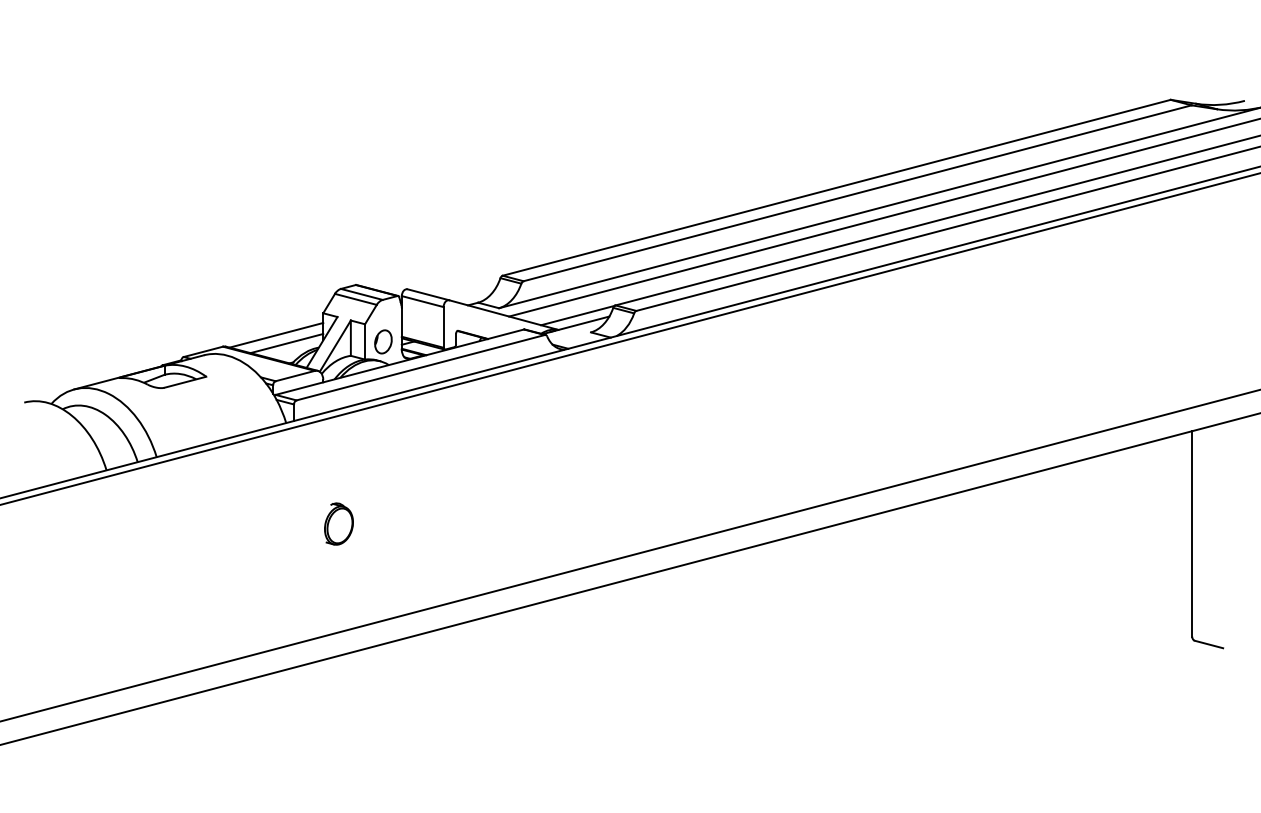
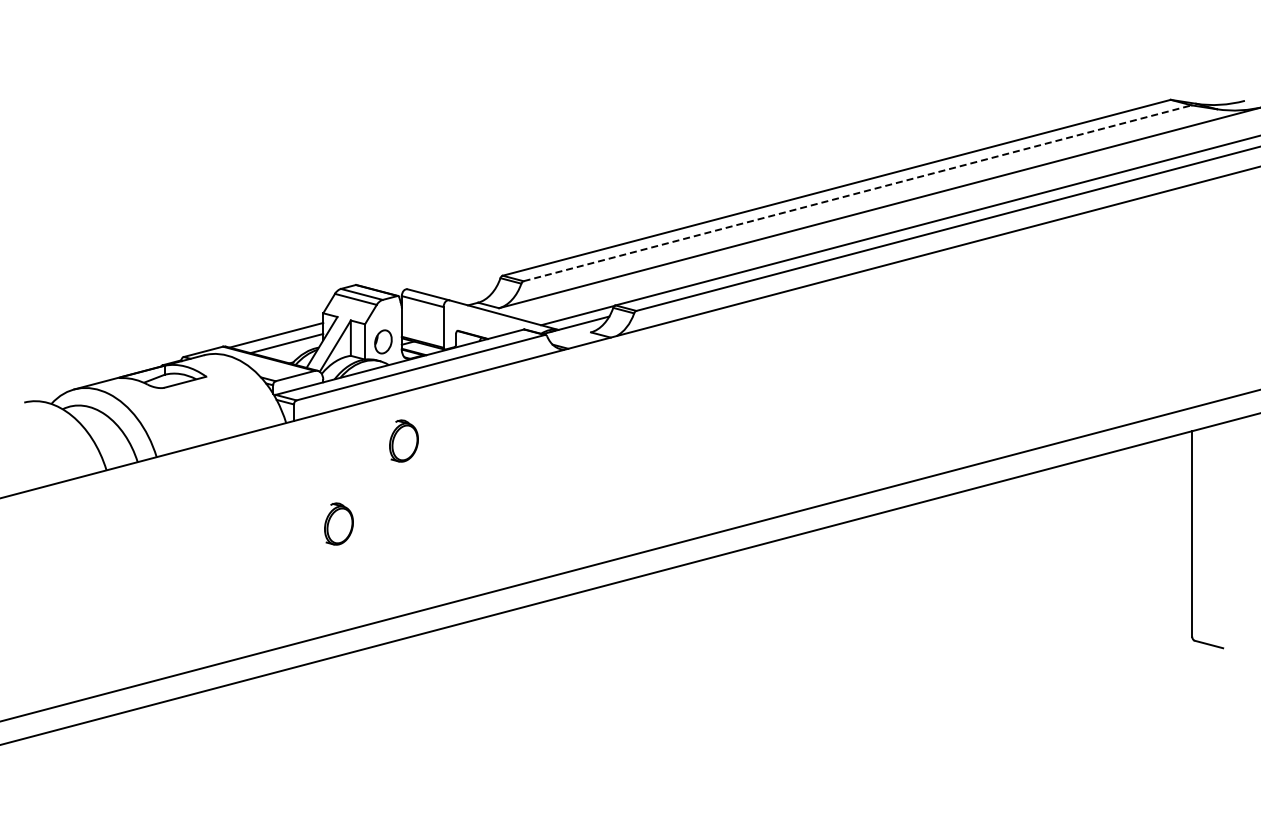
line: solid -> dashed (858, 193)
line: present -> none (883, 217)
line: present -> none (629, 338)
part: none -> present (403, 440)
